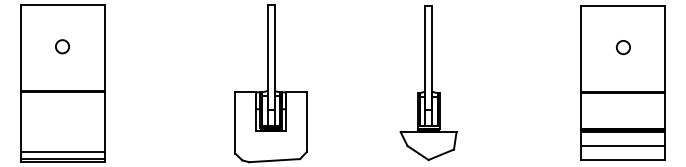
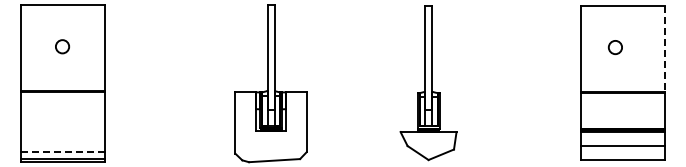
circle position: (622, 47) -> (614, 47) (614, 47)
line: solid -> dashed (665, 49)
line: solid -> dashed (62, 152)
